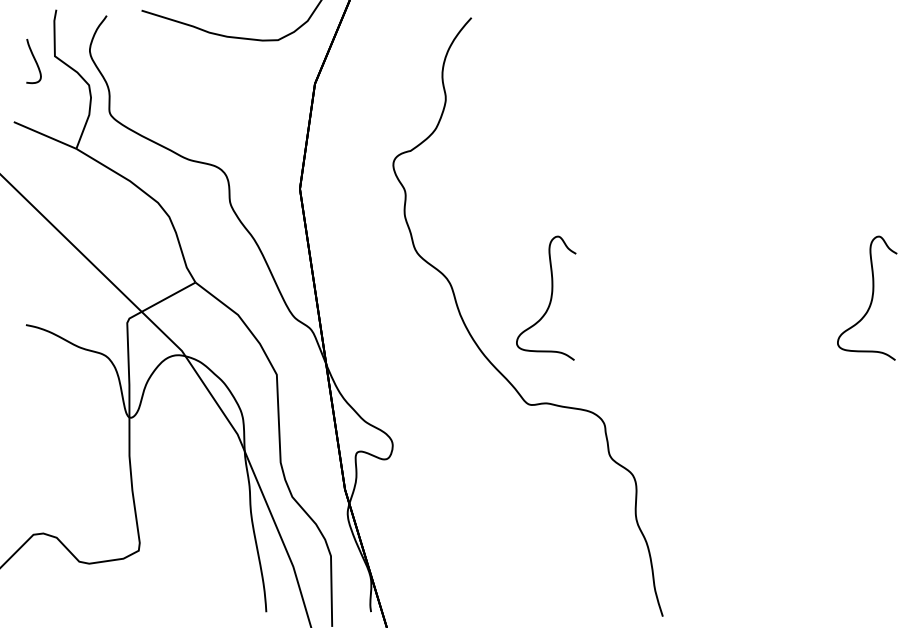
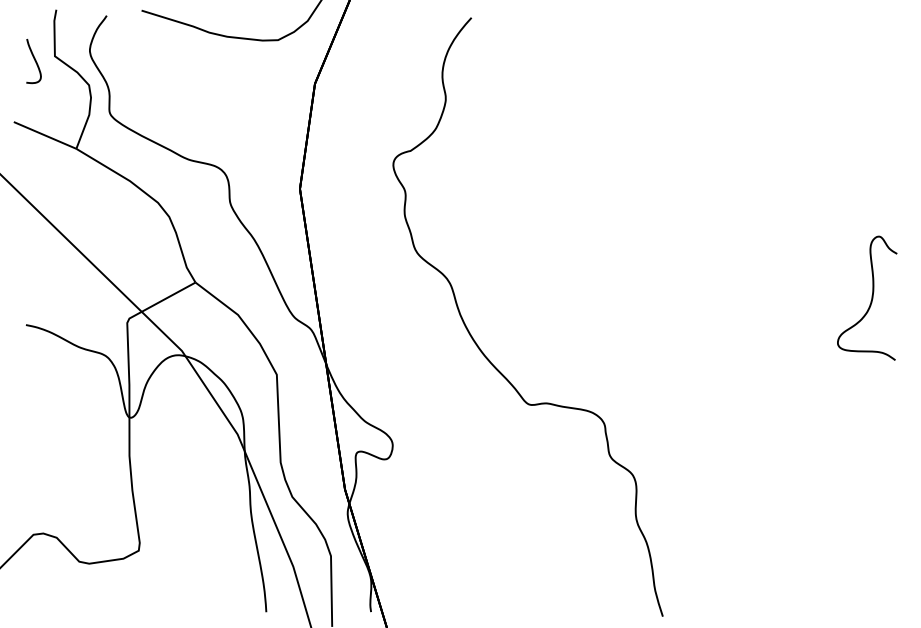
curve: present -> none (550, 297)
